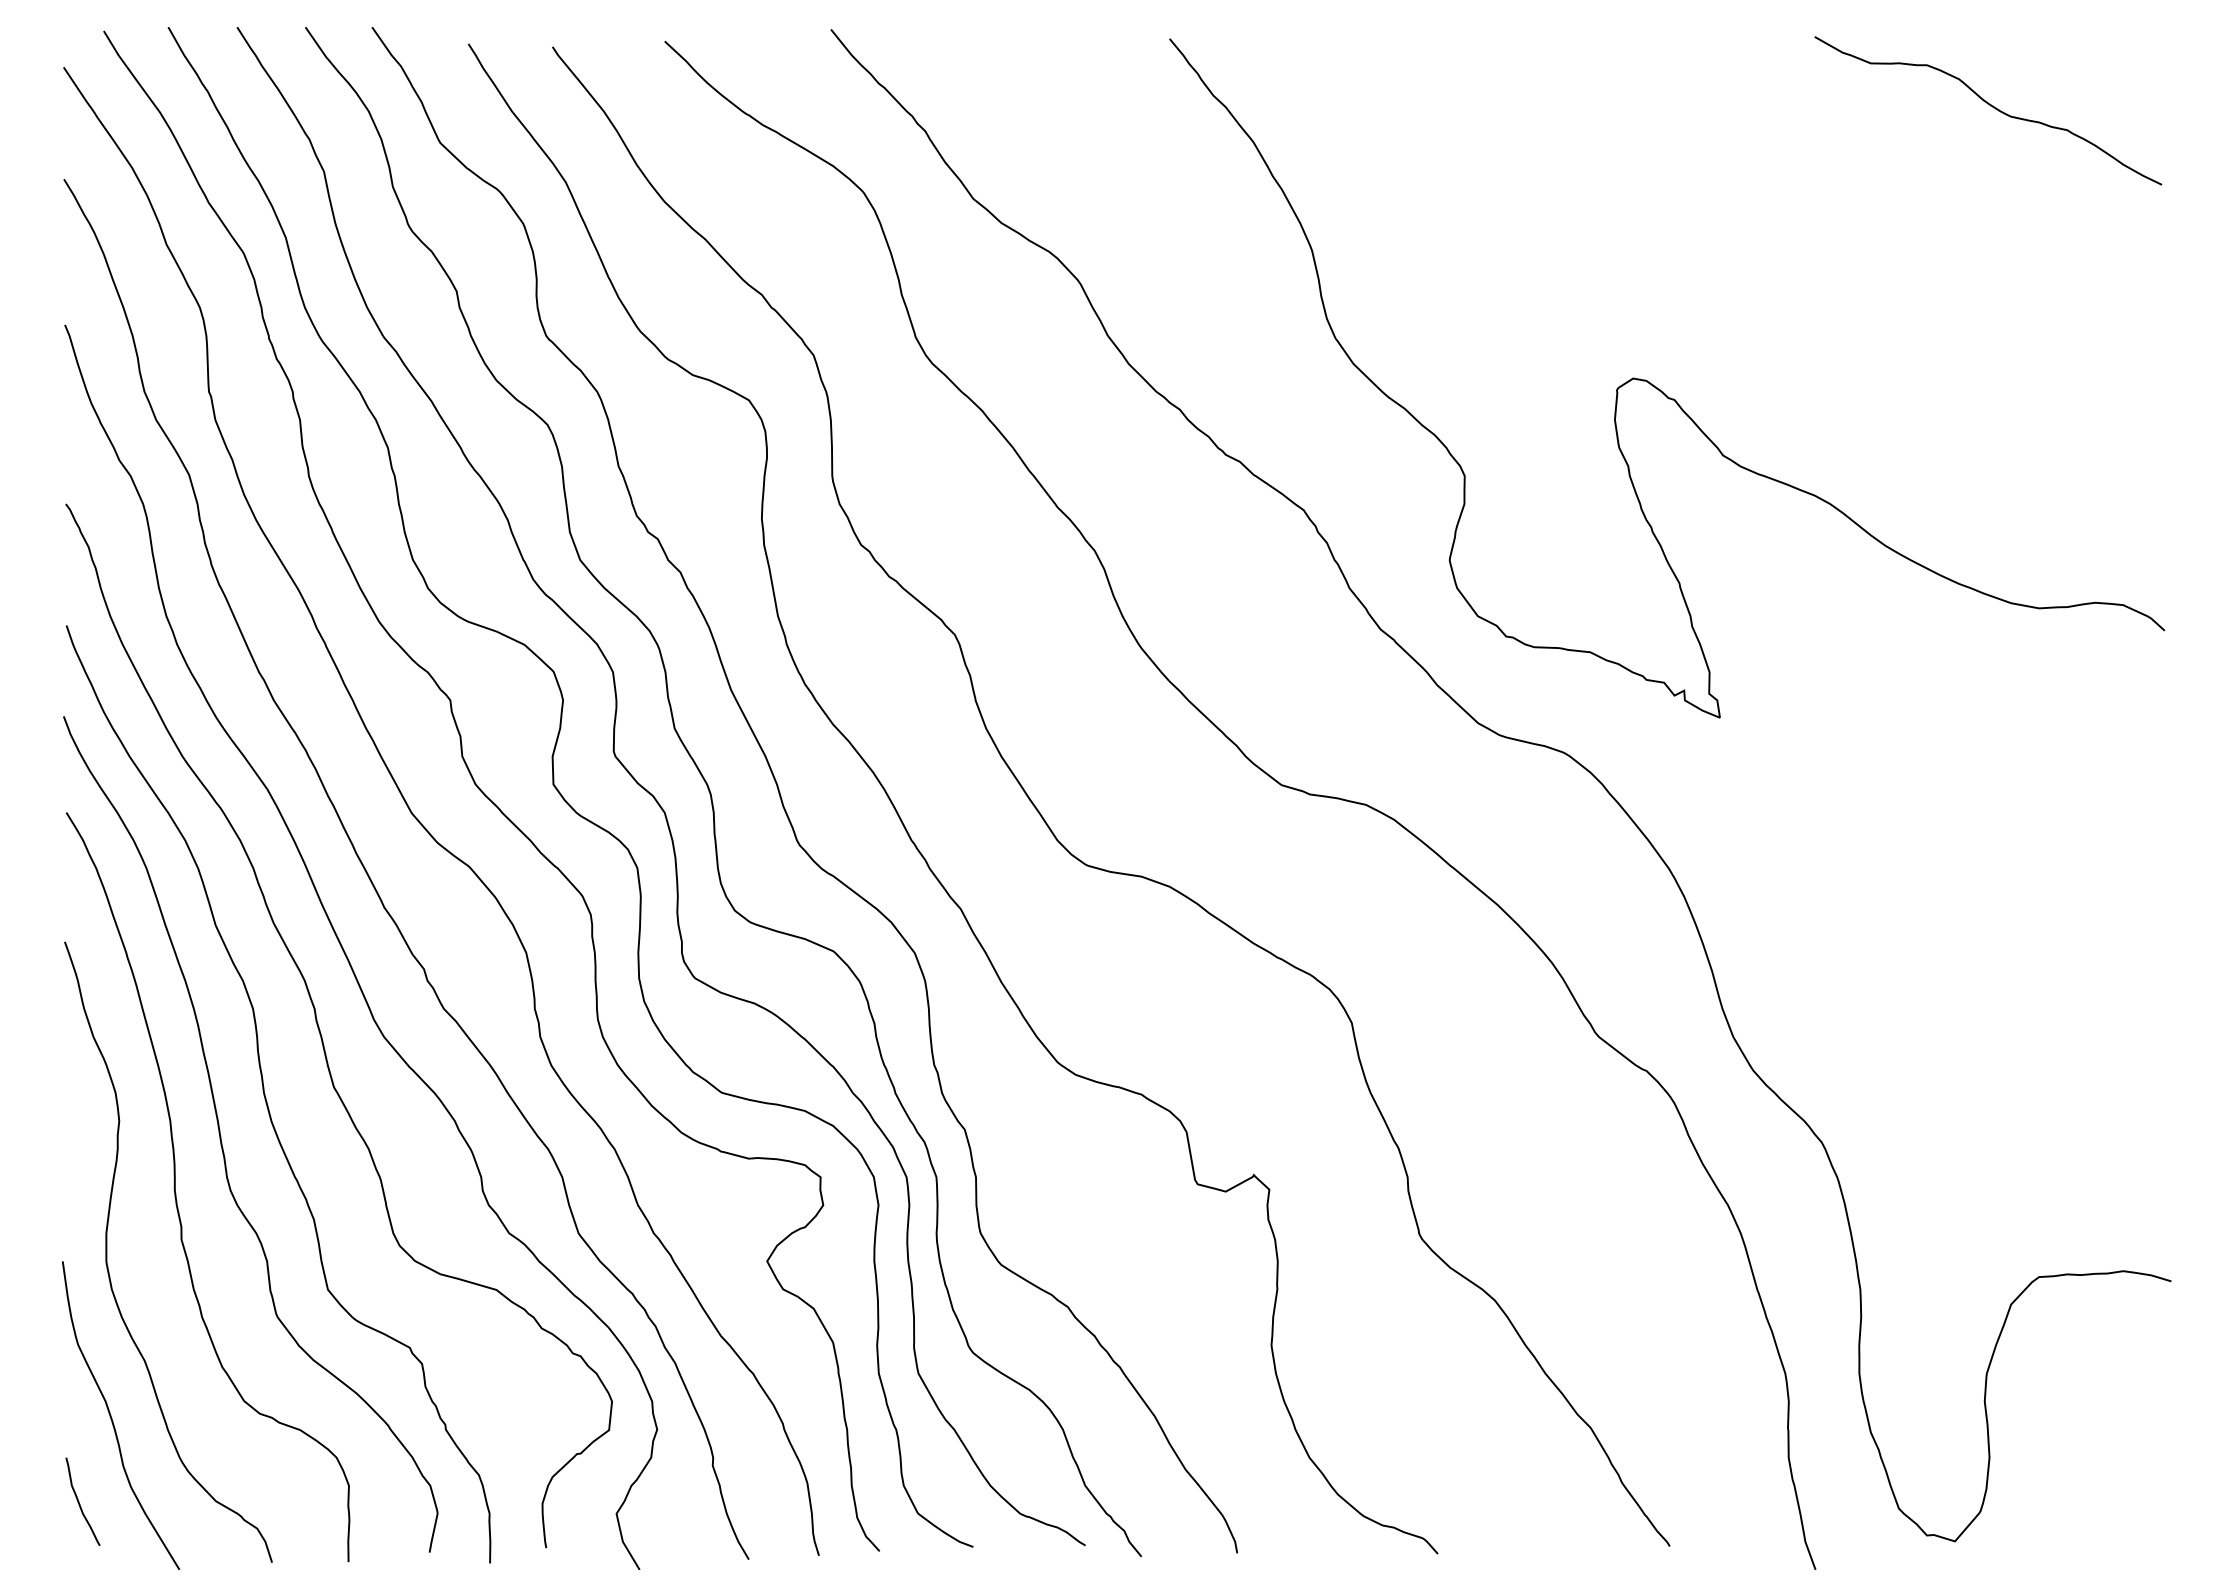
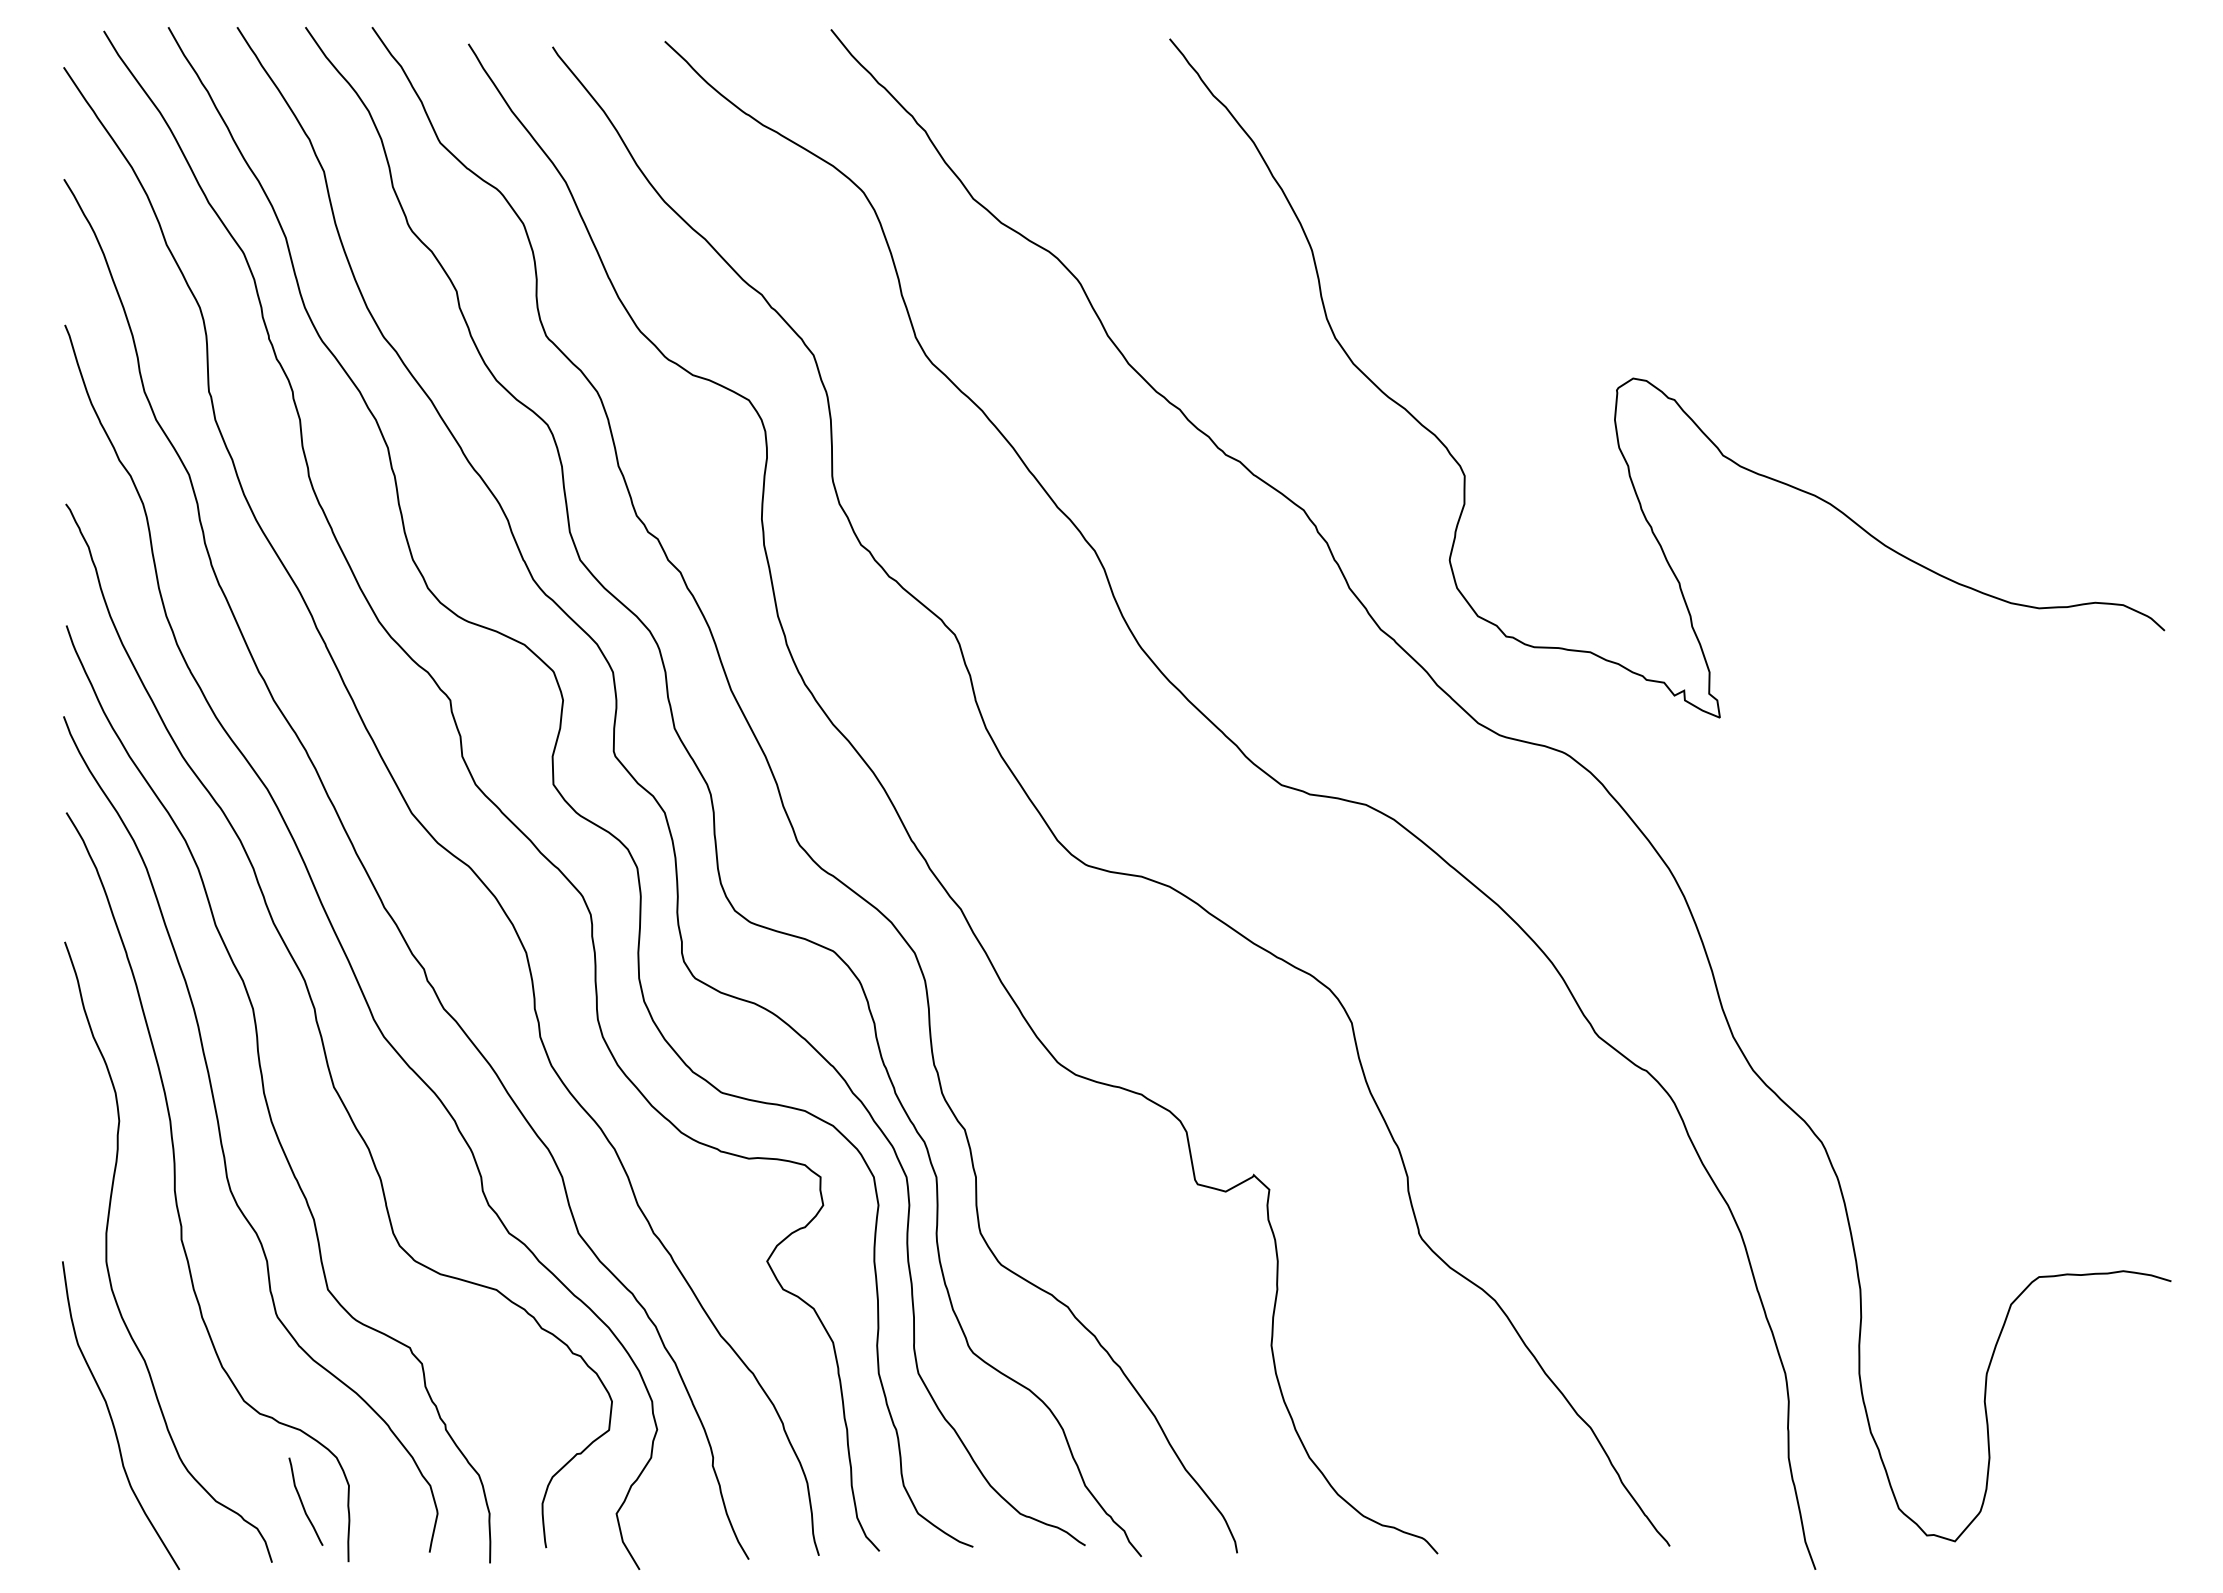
curve: present -> none (1990, 106)
curve position: (79, 1501) -> (302, 1501) (302, 1501)
